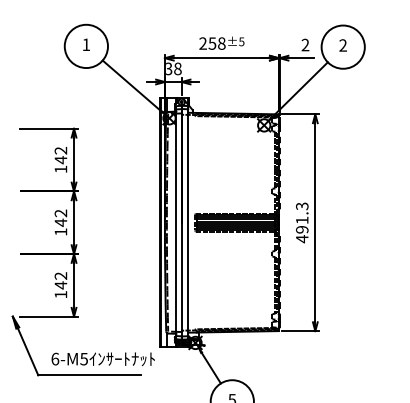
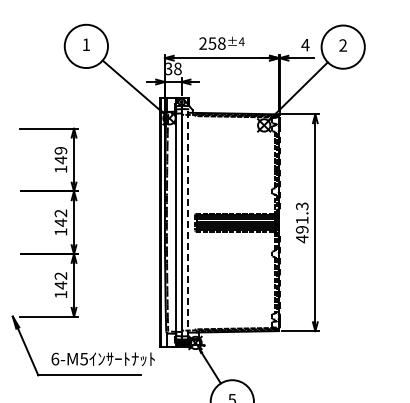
text: ±5 -> ±4 (241, 41)
text: 2 -> 4 (305, 44)
text: 142 -> 149 (61, 150)
line: solid -> dashed (188, 222)
